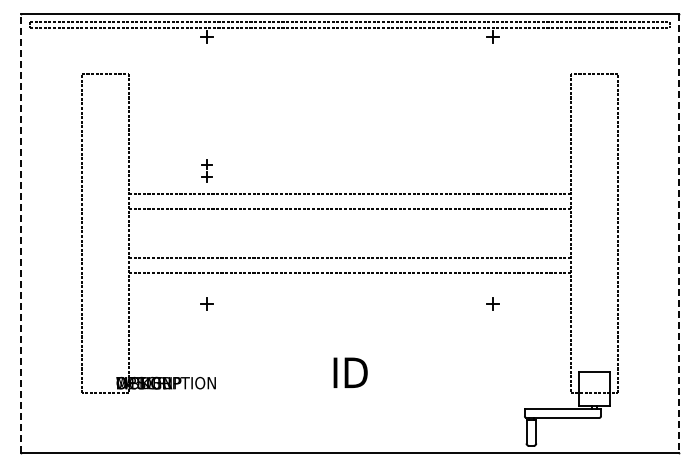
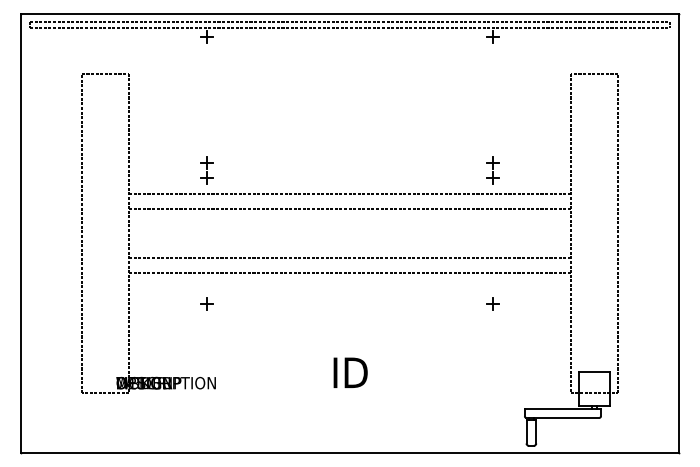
part size: 12x24 px -> 14x29 px (206, 170)
part: none -> present (492, 170)
line: dashed -> solid (21, 233)
line: dashed -> solid (679, 233)
